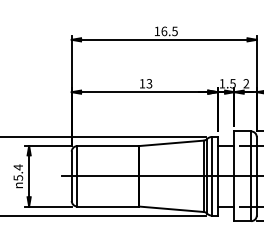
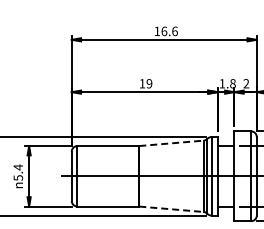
text: 16.5 -> 16.6 (174, 31)
text: 13 -> 19 (149, 83)
text: 1.5 -> 1.8 (232, 83)
line: solid -> dashed (172, 143)
line: solid -> dashed (172, 209)
